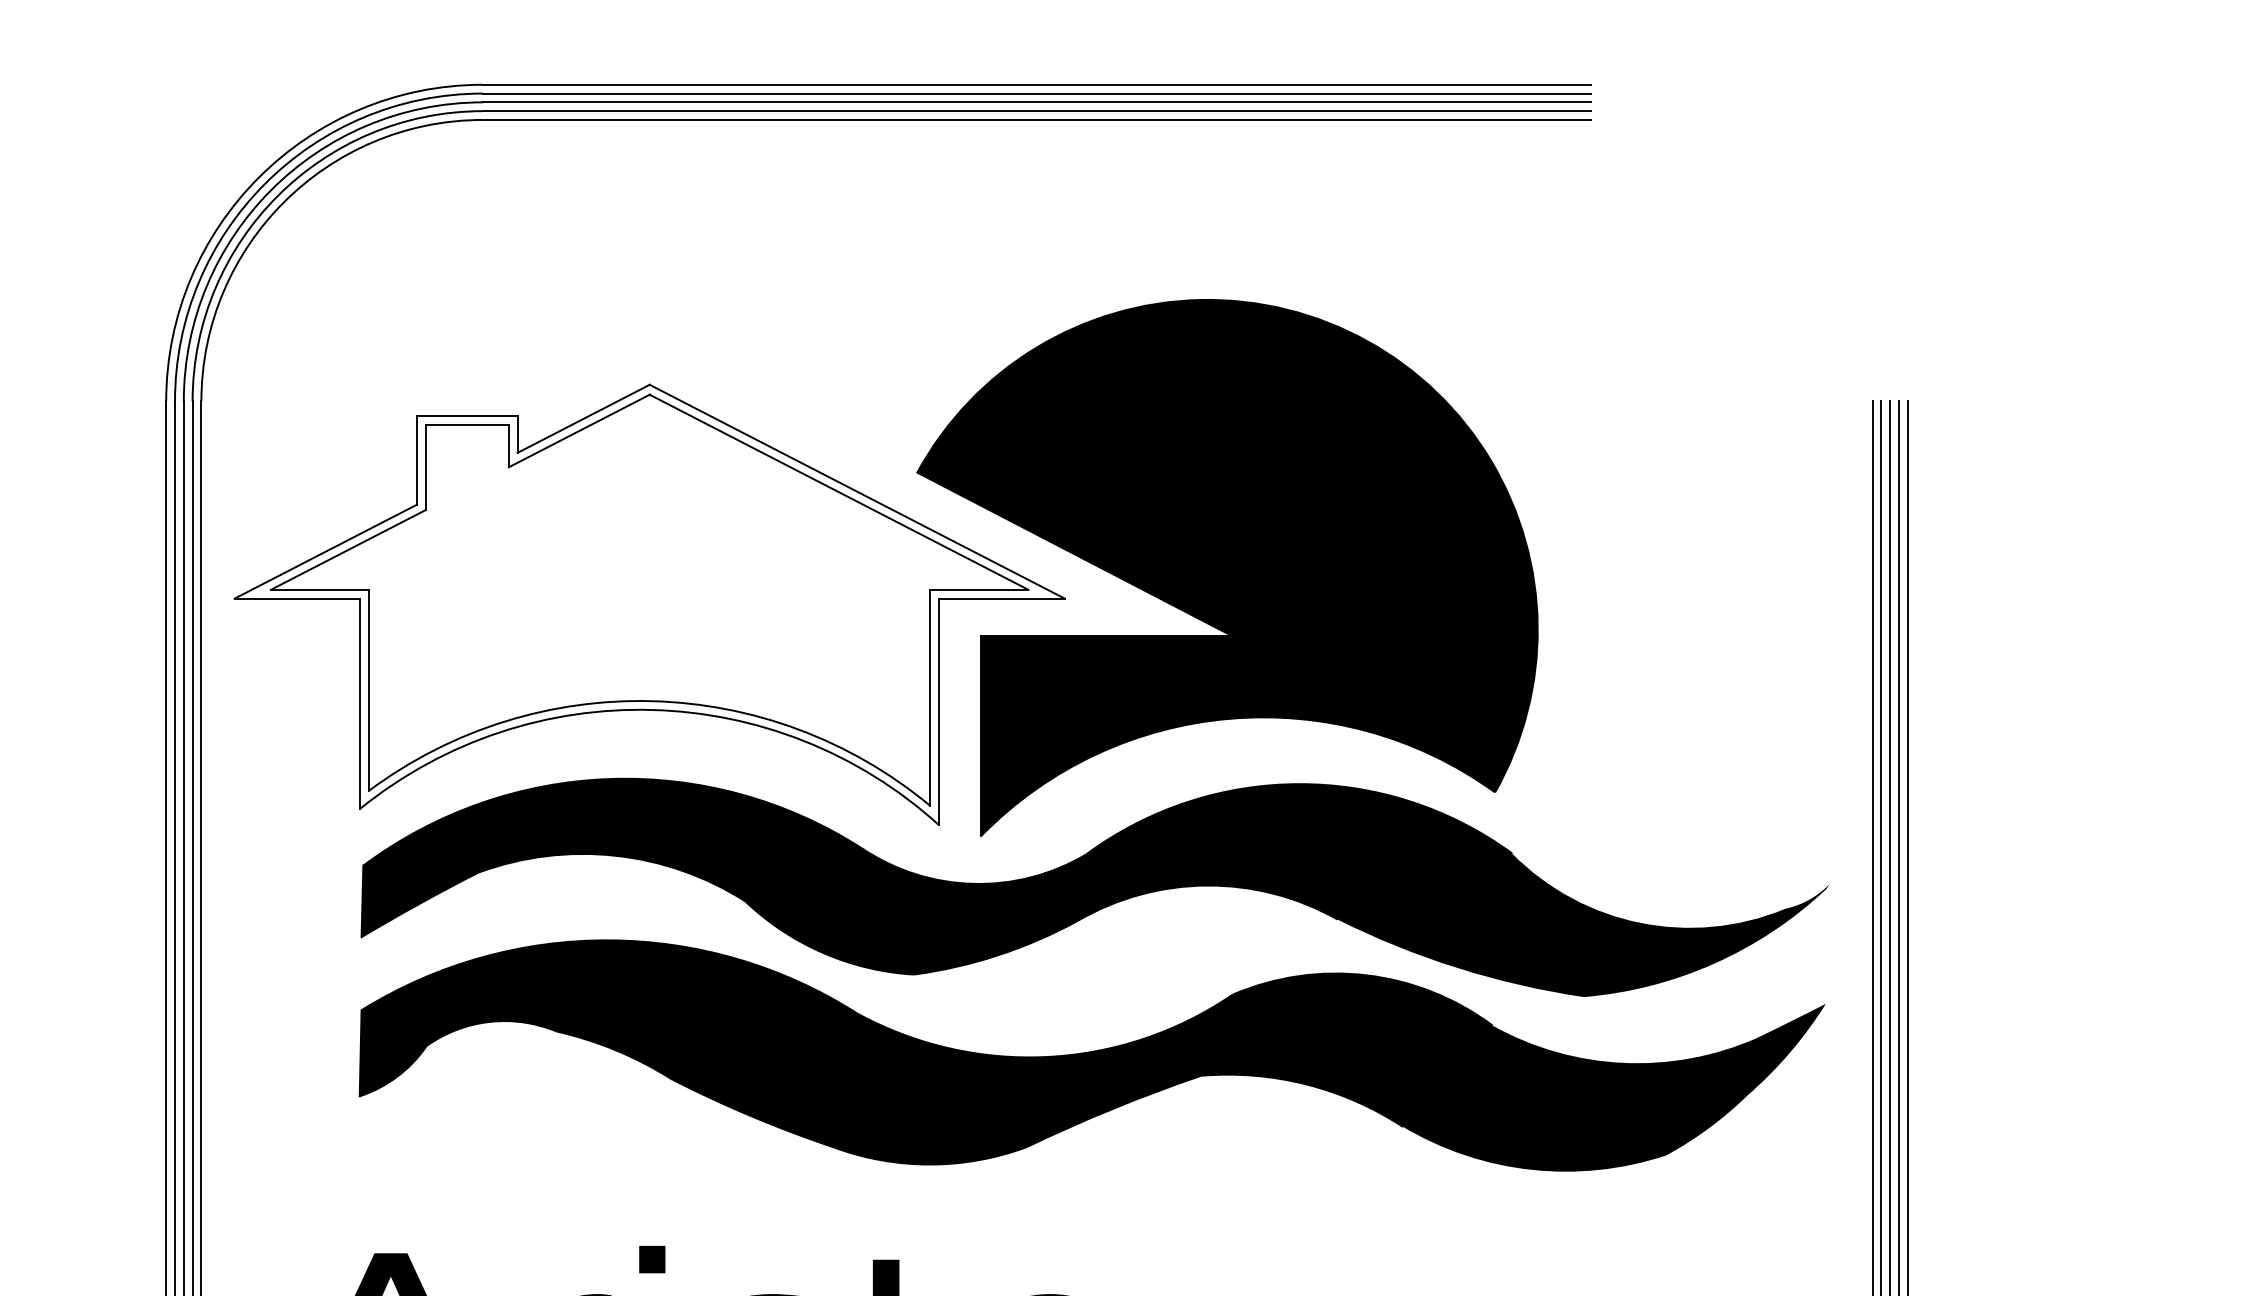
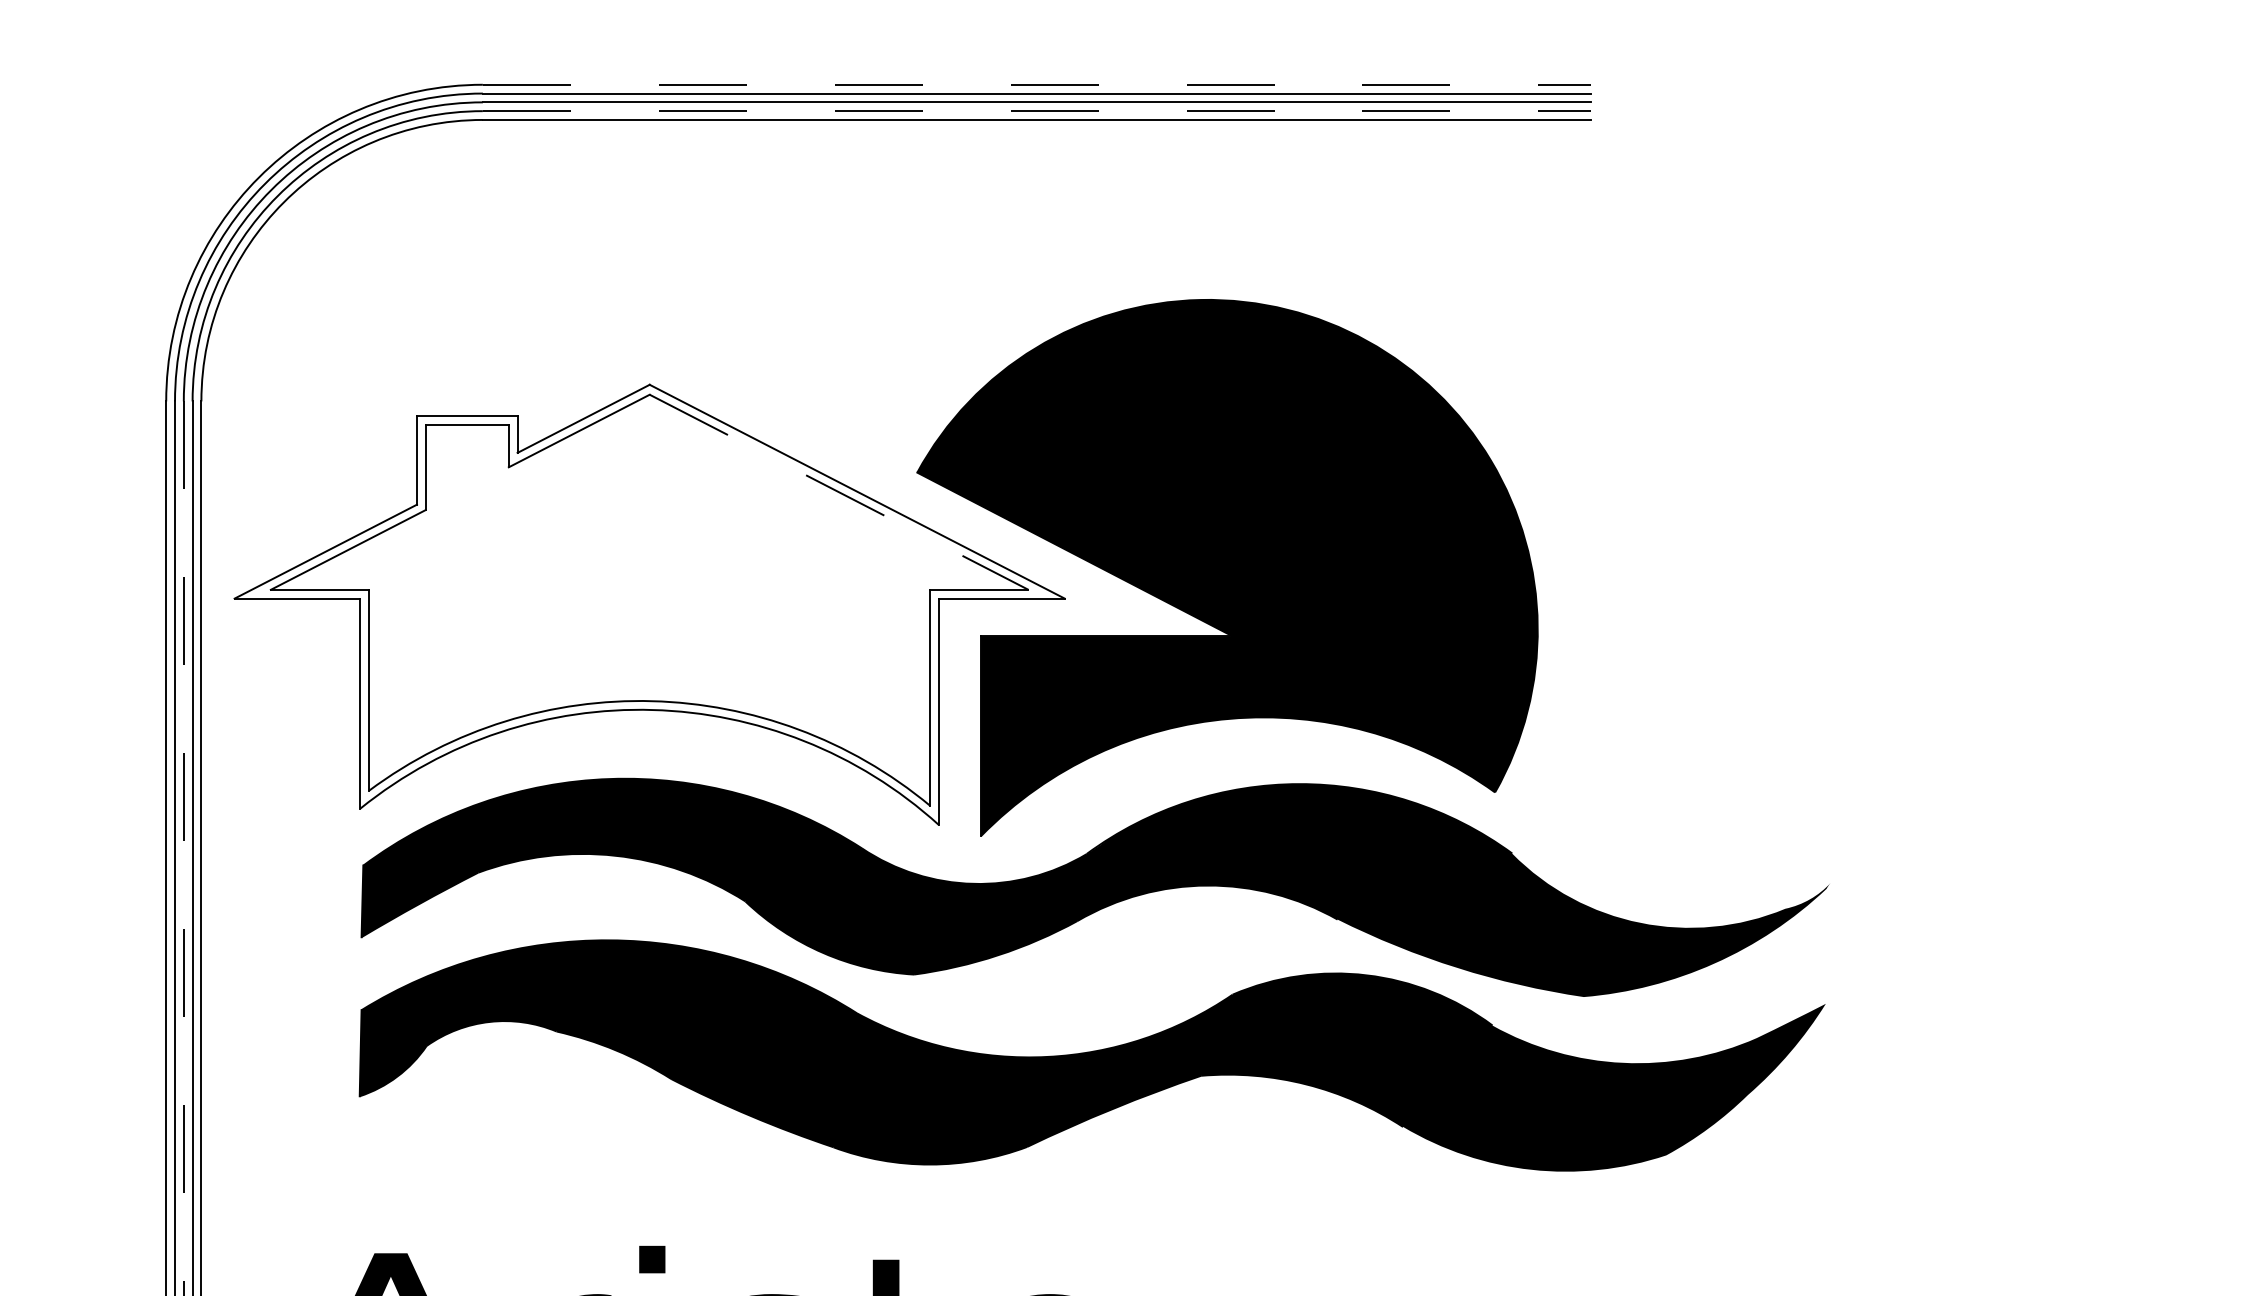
line: solid -> dashed (1037, 84)
line: solid -> dashed (1037, 111)
line: solid -> dashed (839, 492)
line: present -> none (1872, 846)
line: present -> none (1881, 846)
line: present -> none (1890, 846)
line: present -> none (1898, 846)
line: present -> none (1907, 846)
line: solid -> dashed (183, 848)
